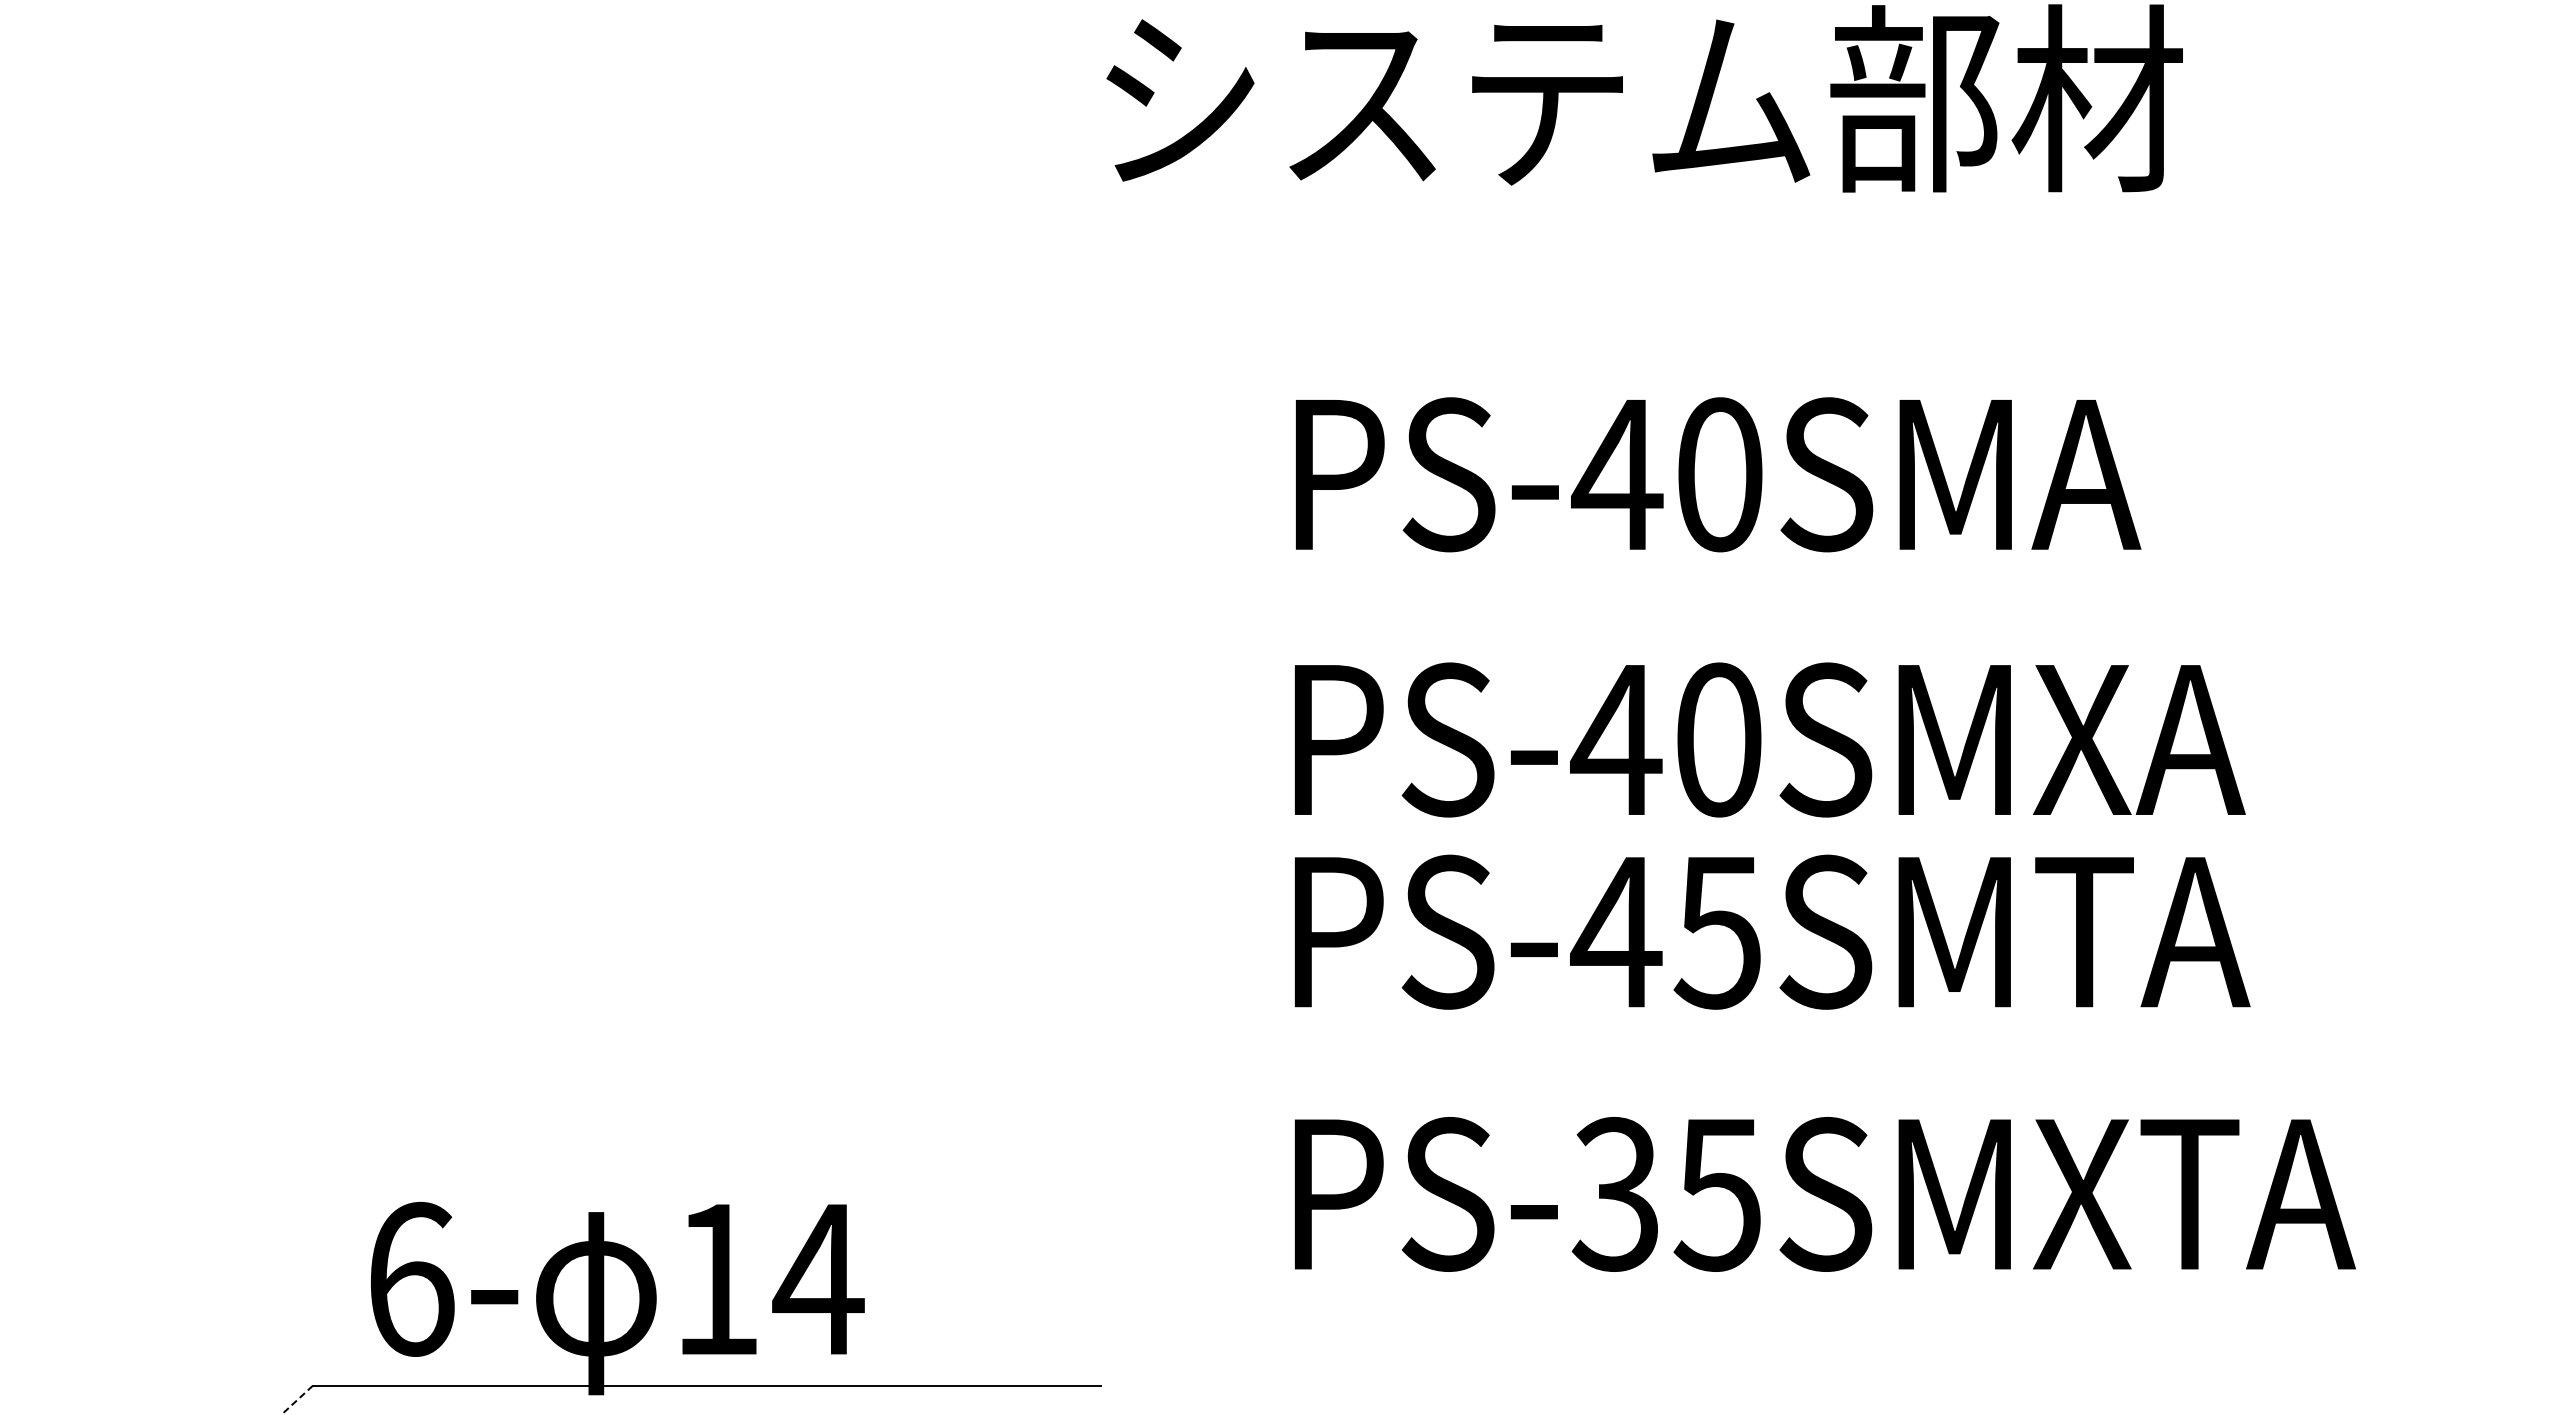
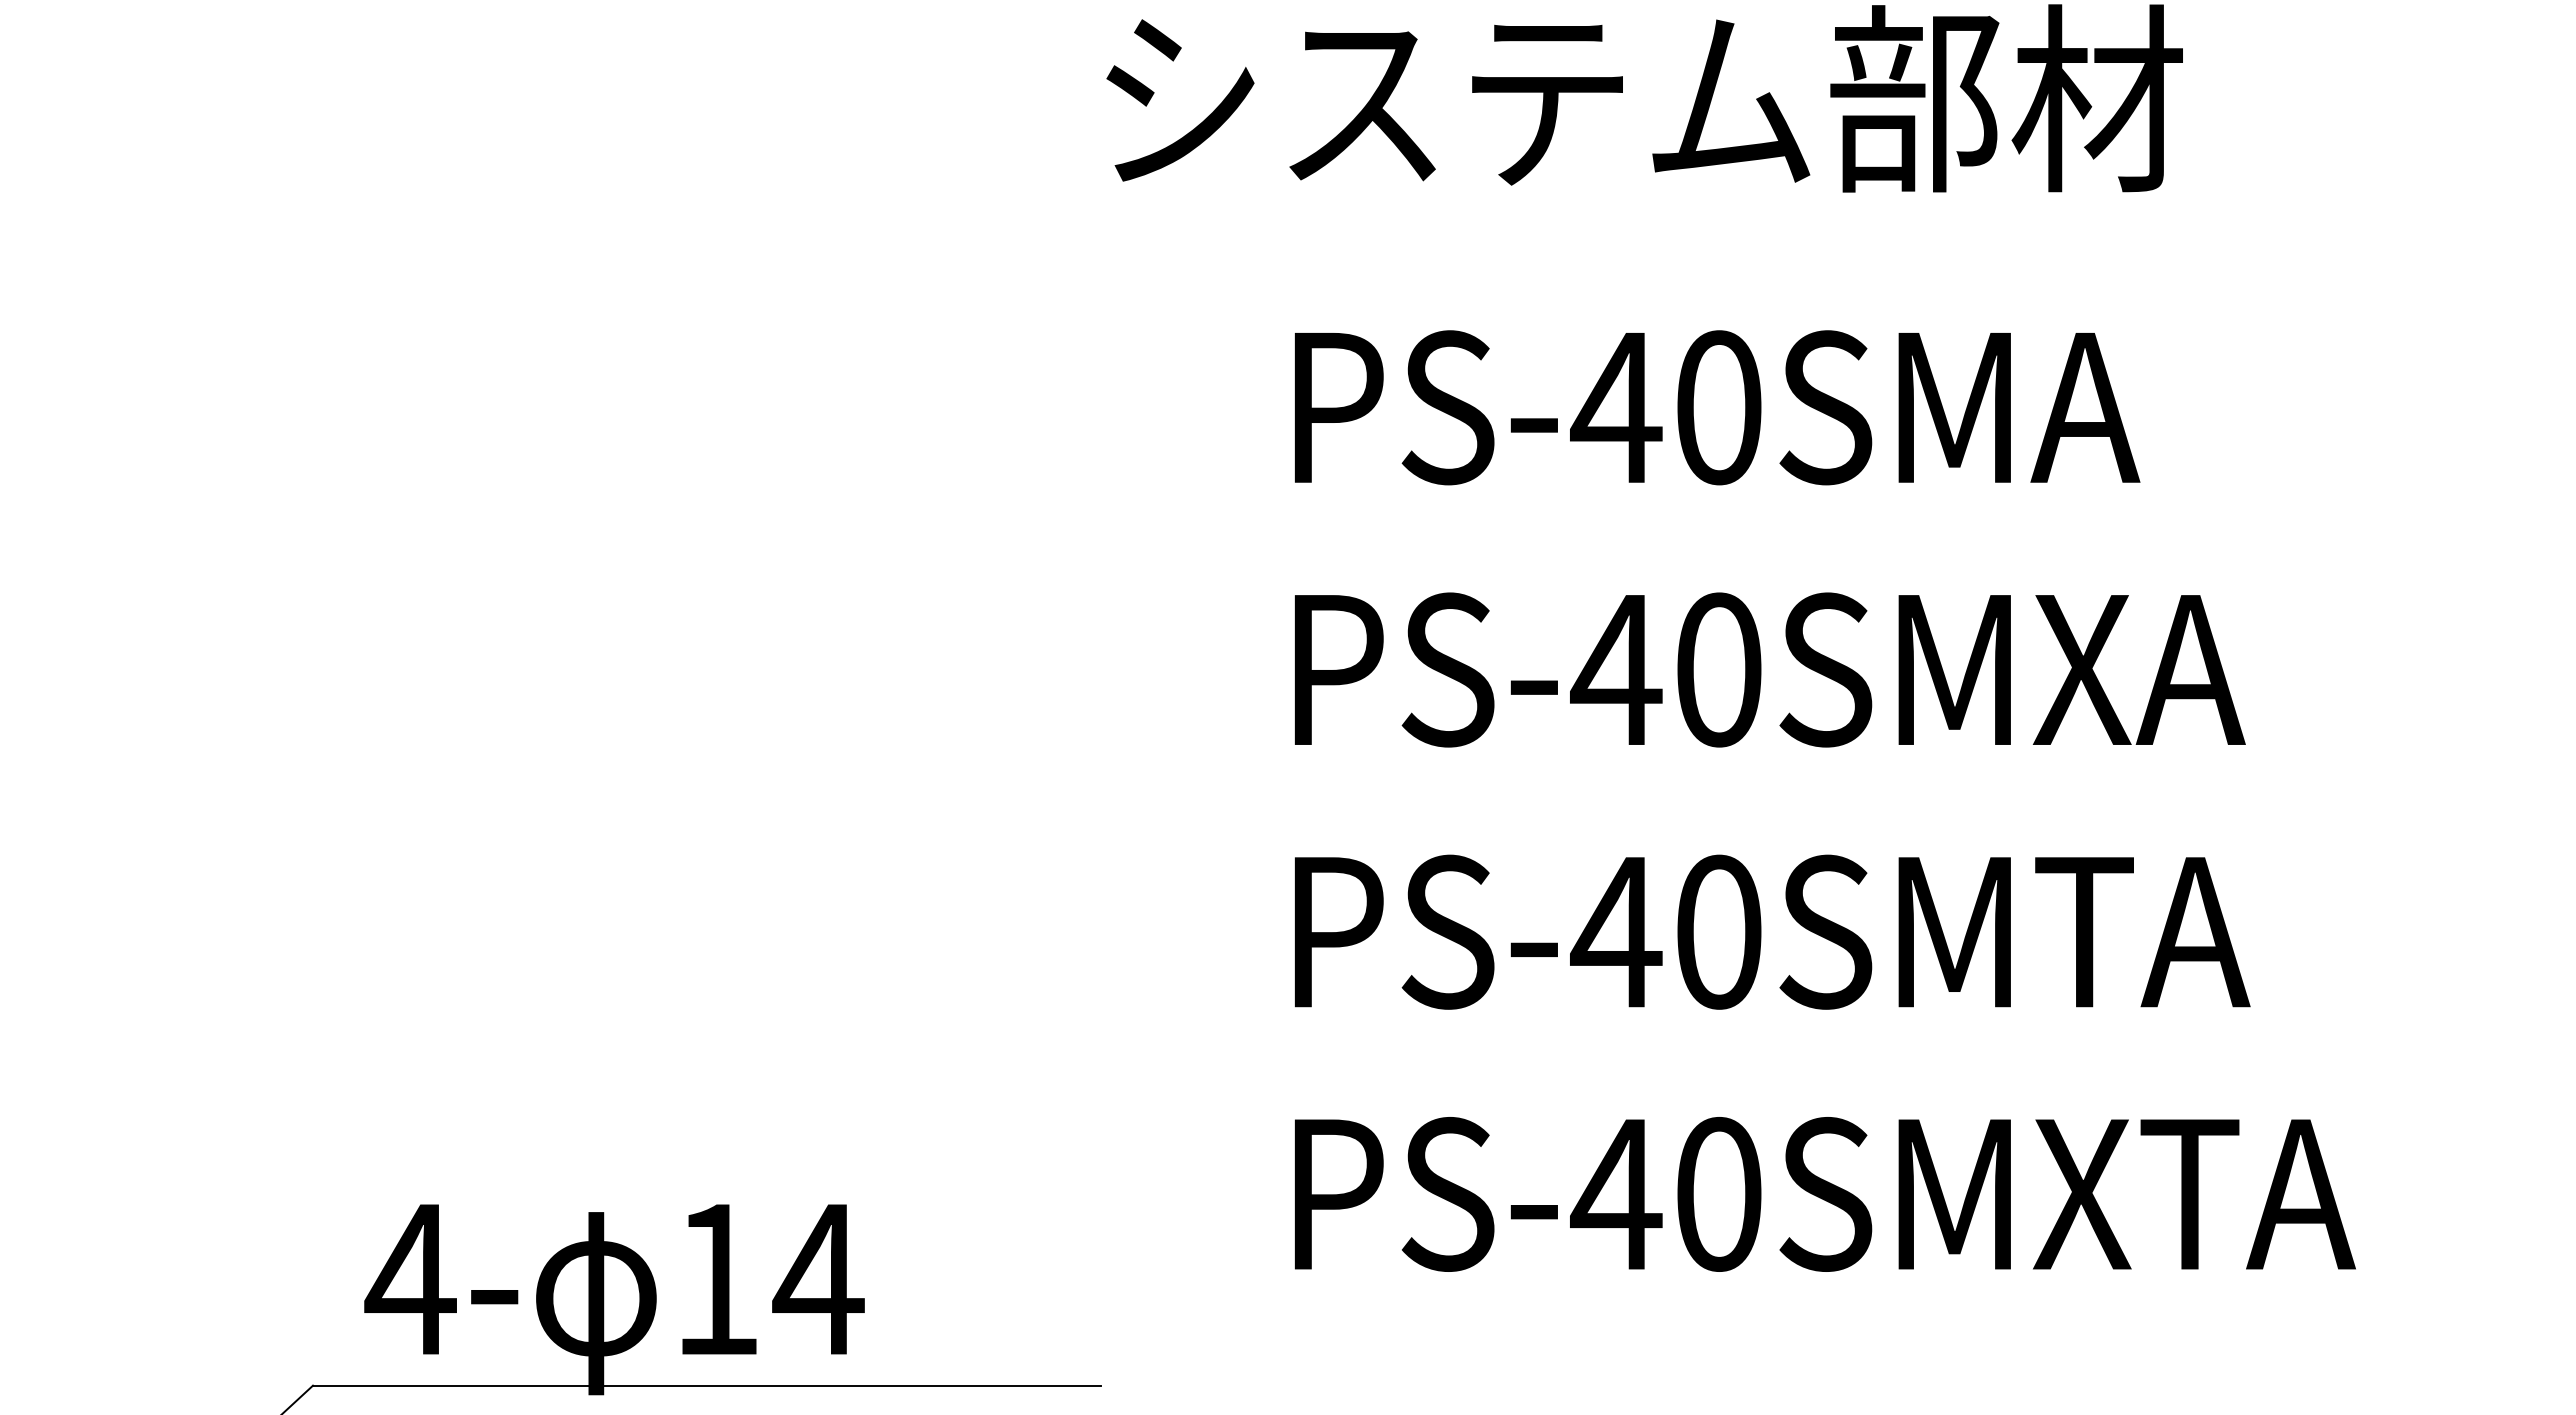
text position: (1718, 474) -> (1717, 407) (1717, 407)
text position: (1770, 739) -> (1770, 669) (1770, 669)
text: PS-45SMTA -> PS-40SMTA (1717, 931)
text: PS-35SMXTA -> PS-40SMXTA (1665, 1194)
text: 6- -> 4- (410, 1278)
line: dashed -> solid (296, 1400)
